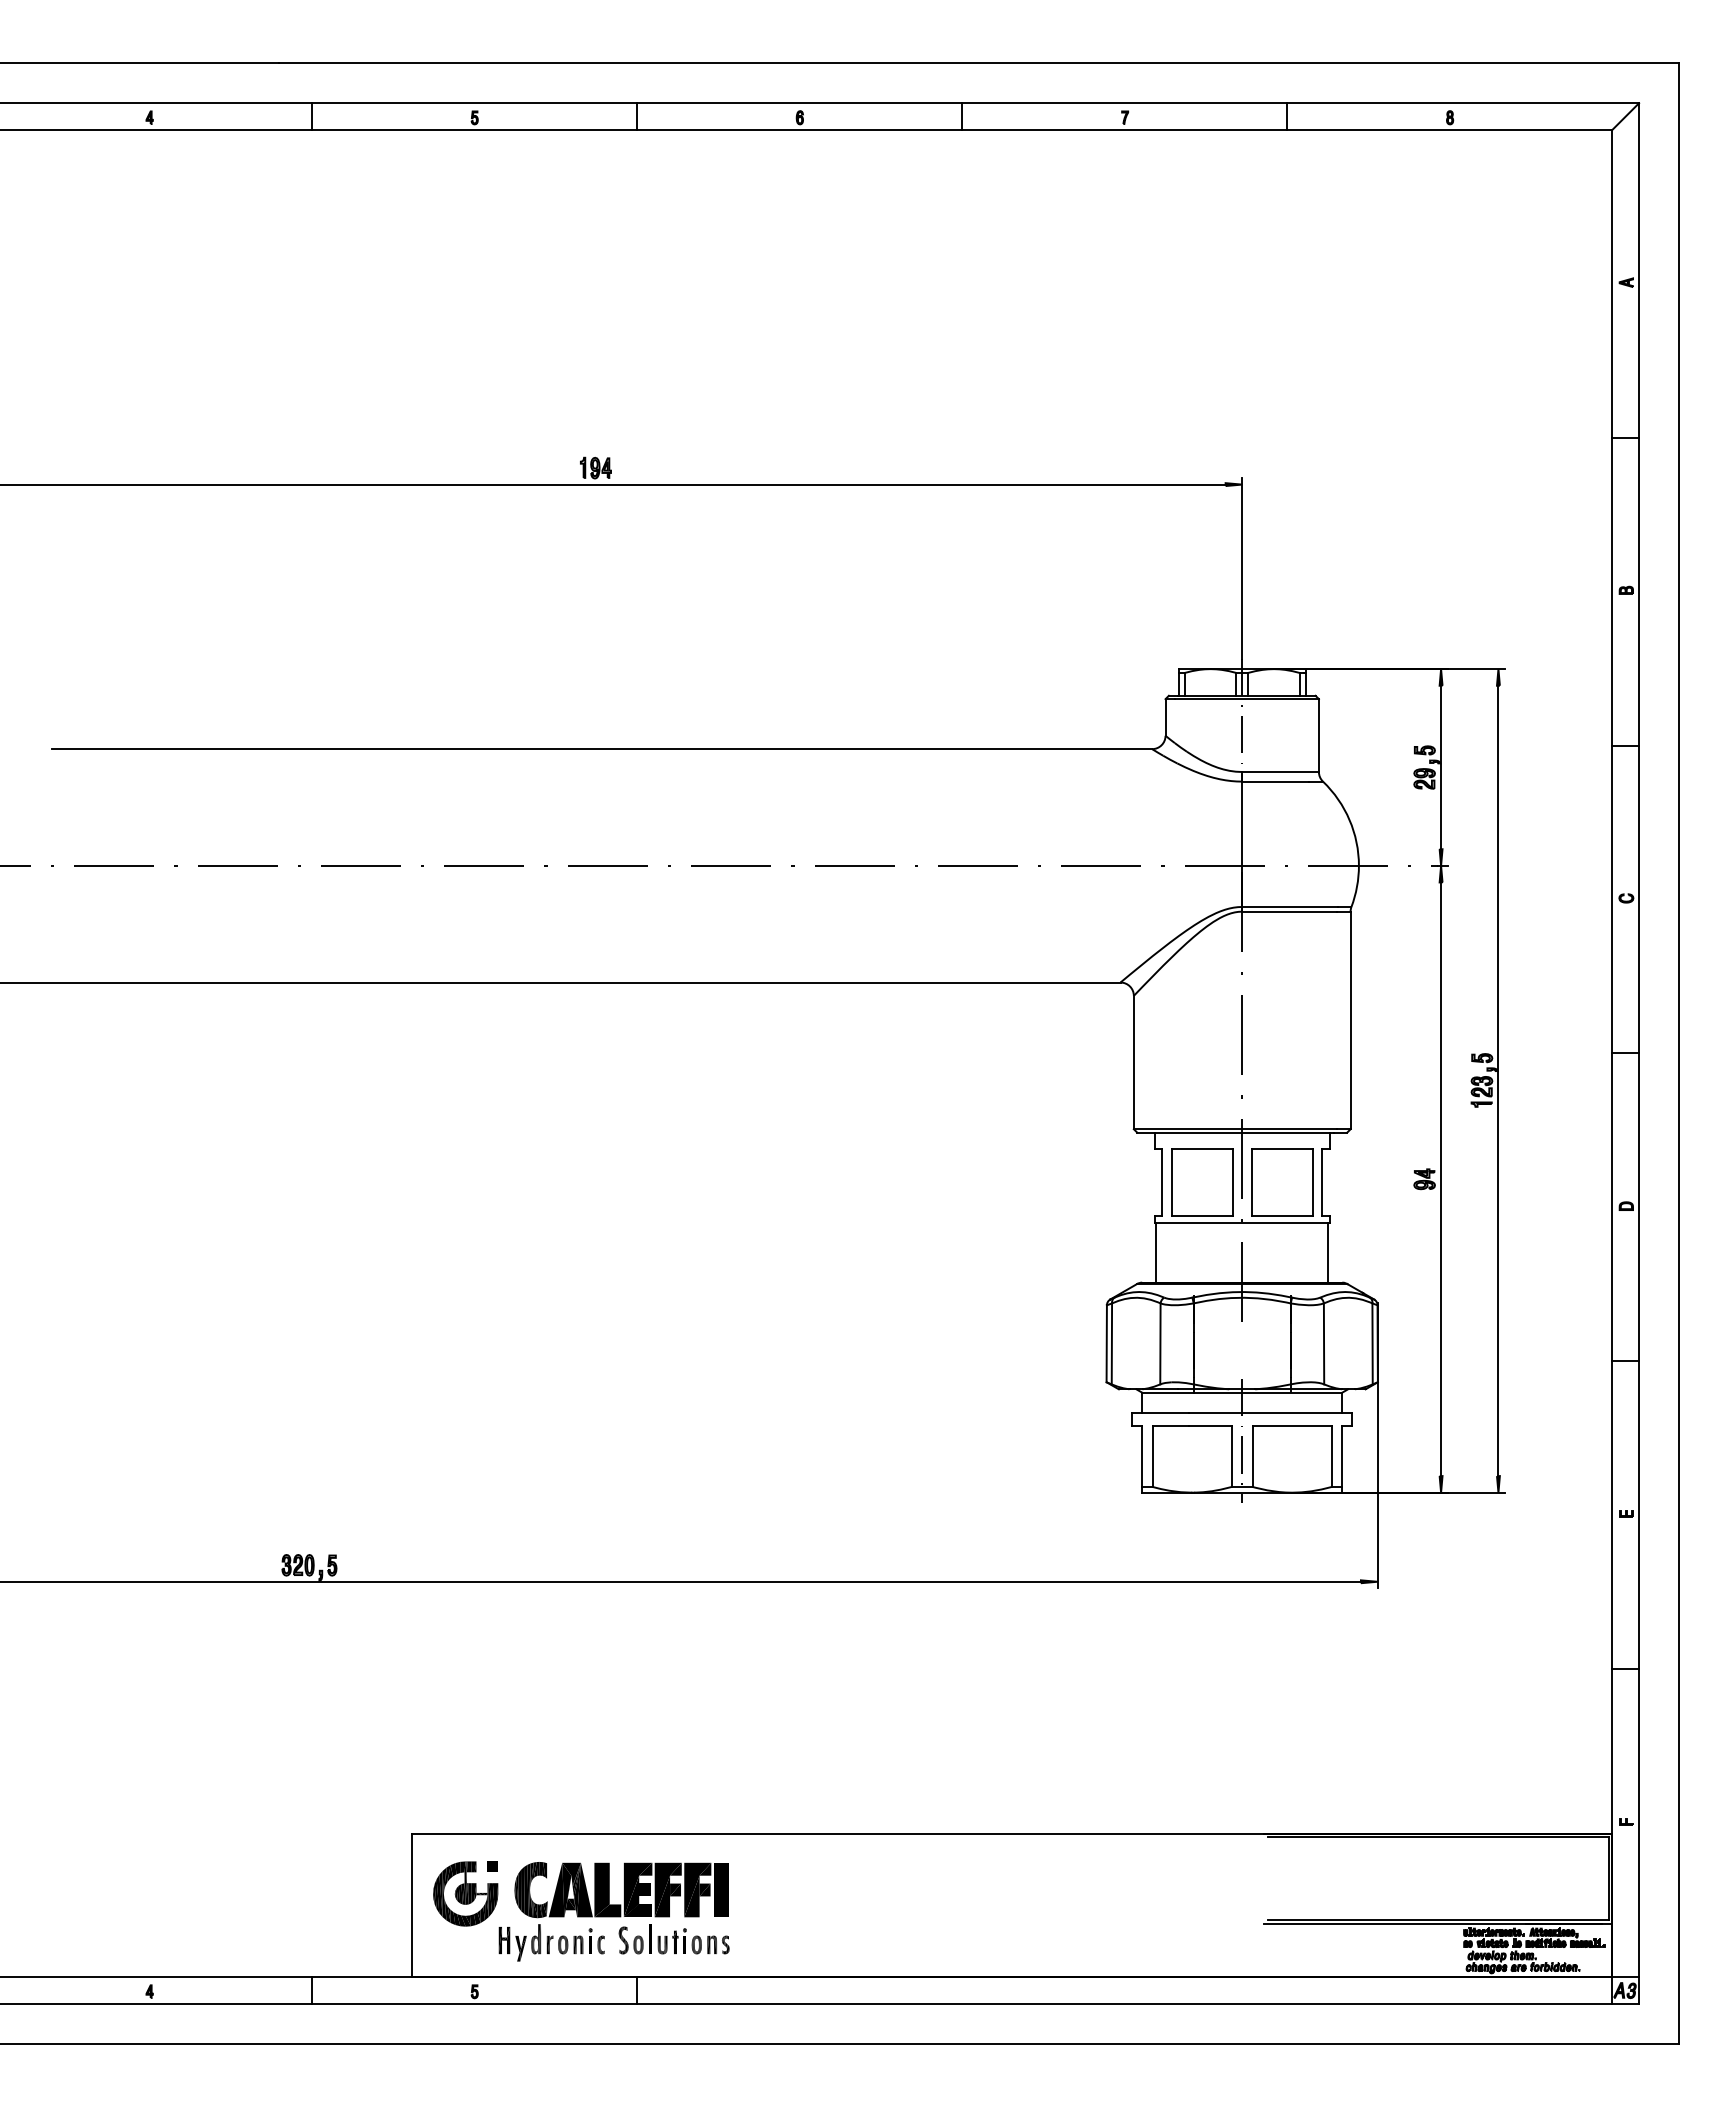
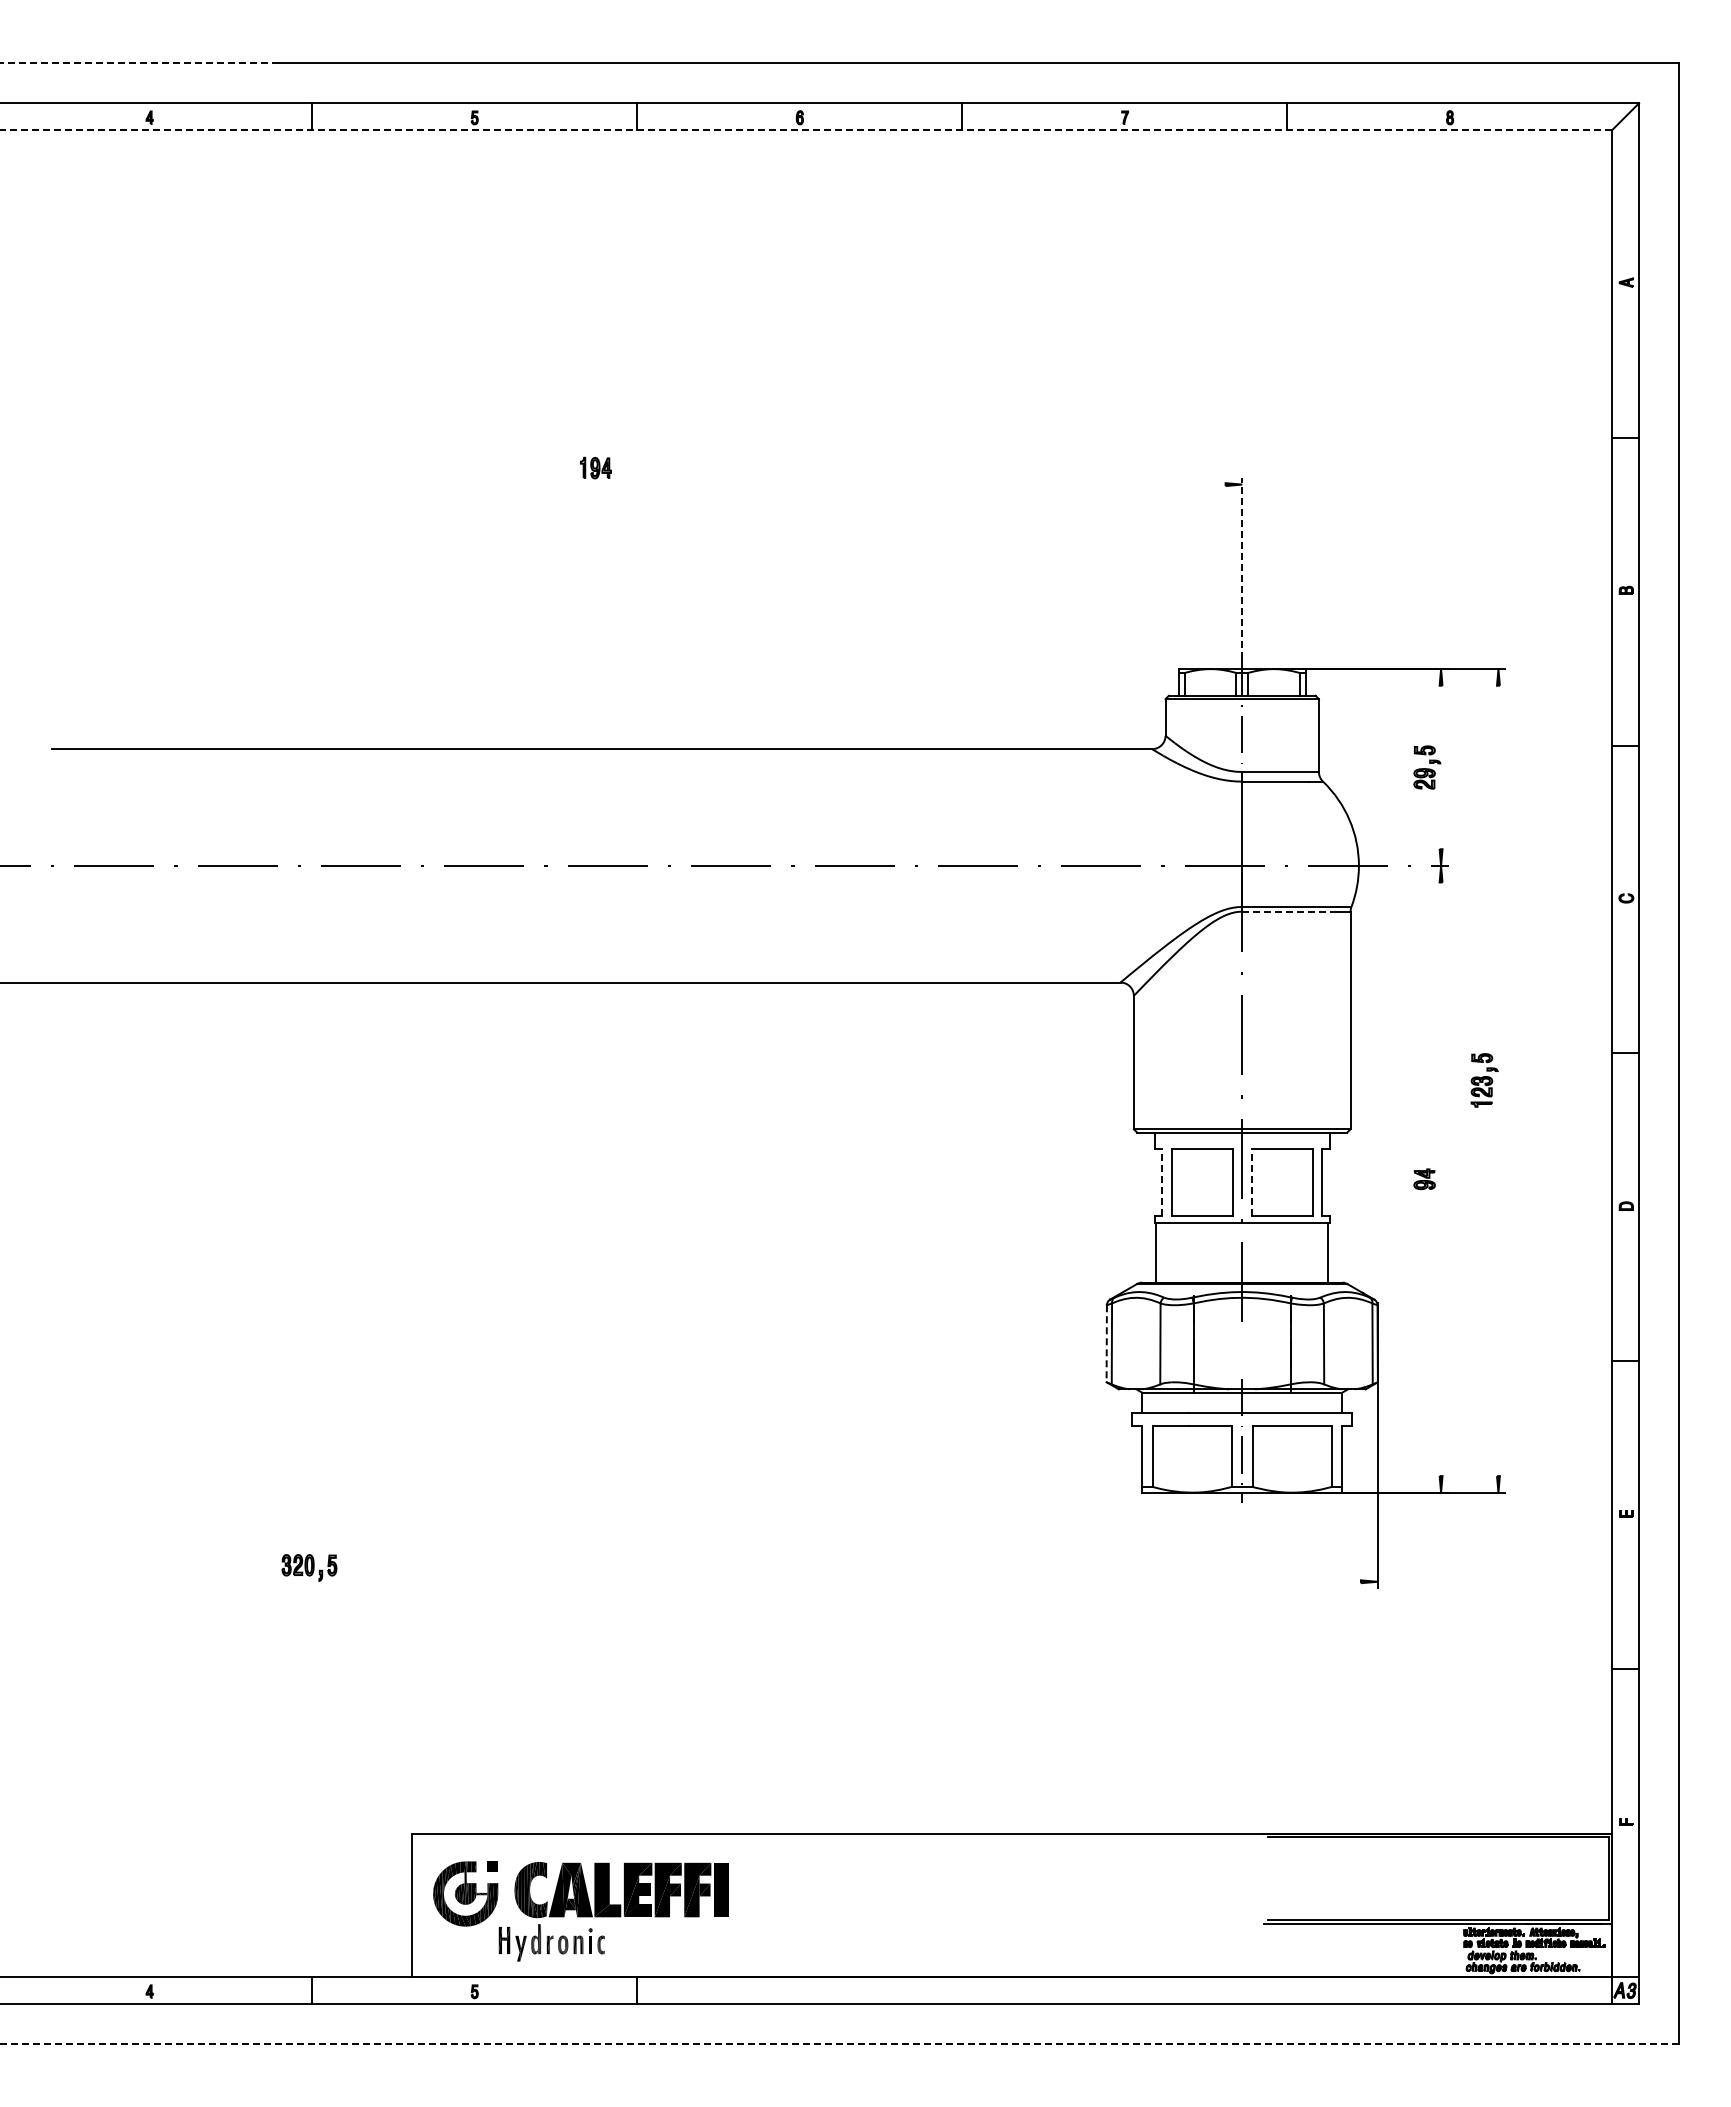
line: solid -> dashed (139, 63)
line: solid -> dashed (806, 129)
line: present -> none (613, 484)
line: solid -> dashed (1242, 567)
line: present -> none (1441, 767)
line: solid -> dashed (1289, 911)
line: present -> none (1498, 1080)
line: present -> none (1441, 1179)
line: solid -> dashed (1162, 1182)
line: solid -> dashed (1251, 1182)
line: solid -> dashed (1106, 1344)
line: present -> none (681, 1581)
part: present -> none (673, 1939)
line: solid -> dashed (840, 2043)
